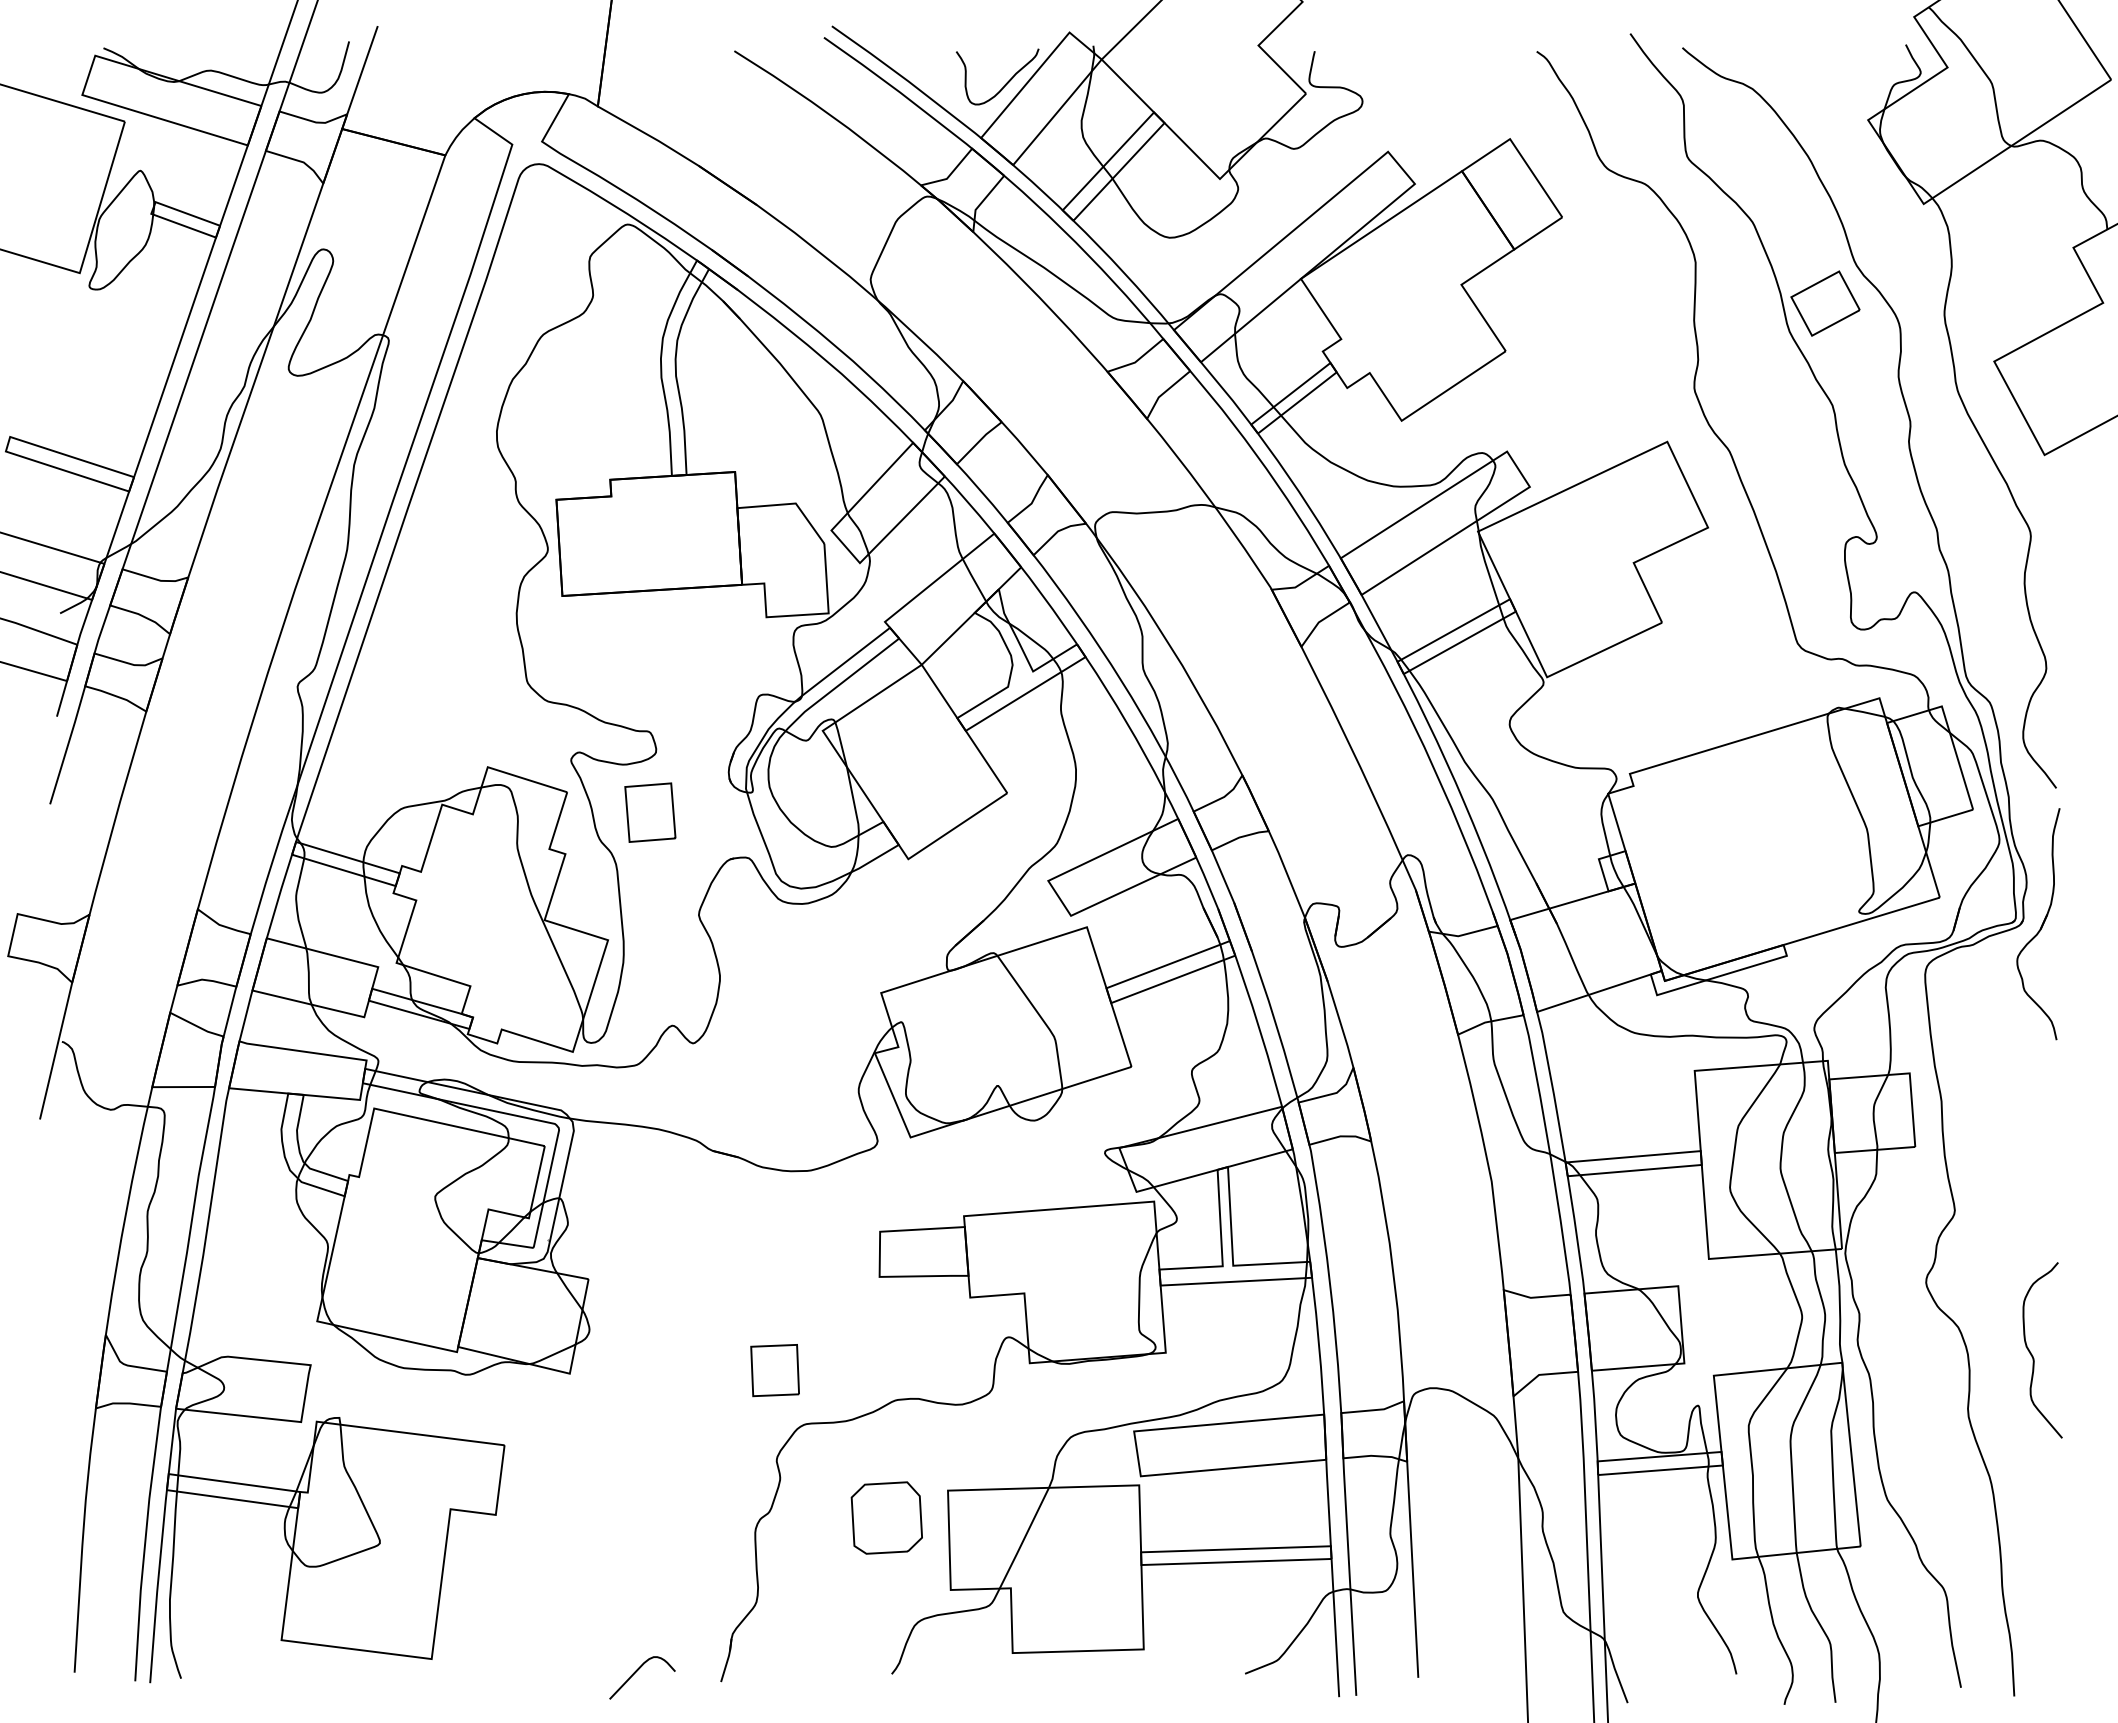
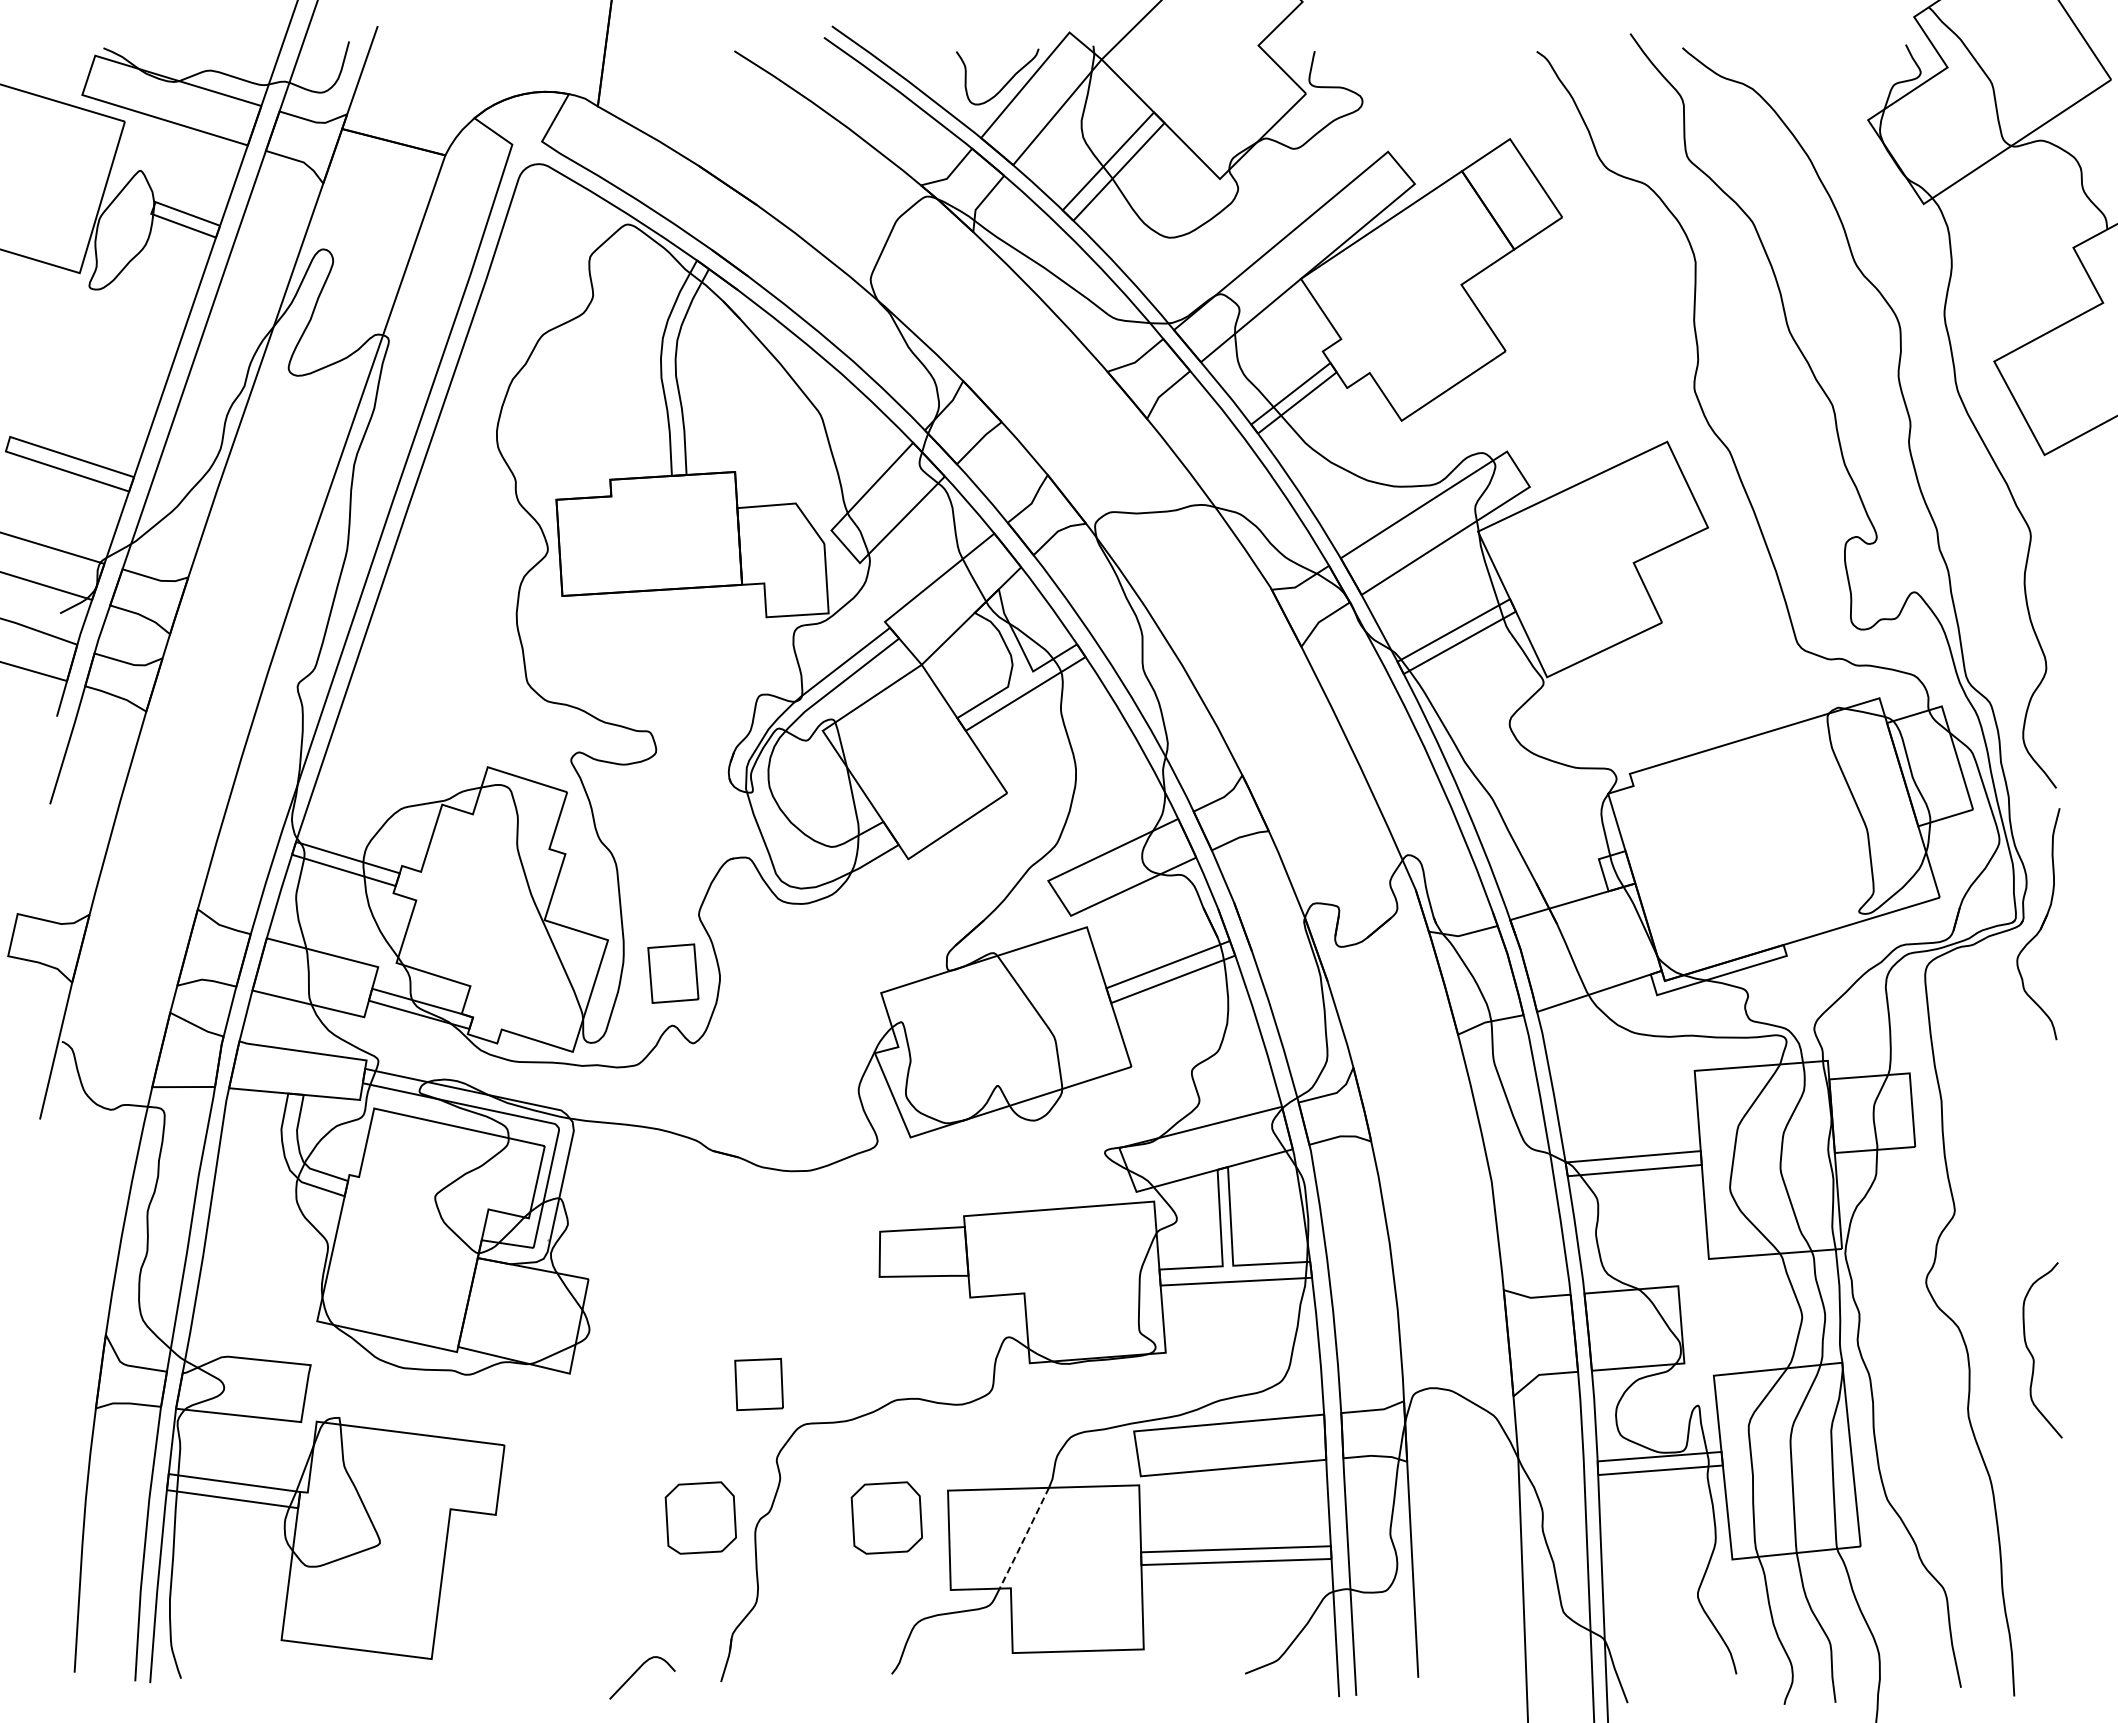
part: present -> none (1825, 303)
part position: (650, 812) -> (673, 973) (673, 973)
part position: (774, 1370) -> (758, 1384) (758, 1384)
part: none -> present (700, 1517)
line: solid -> dashed (1024, 1539)
